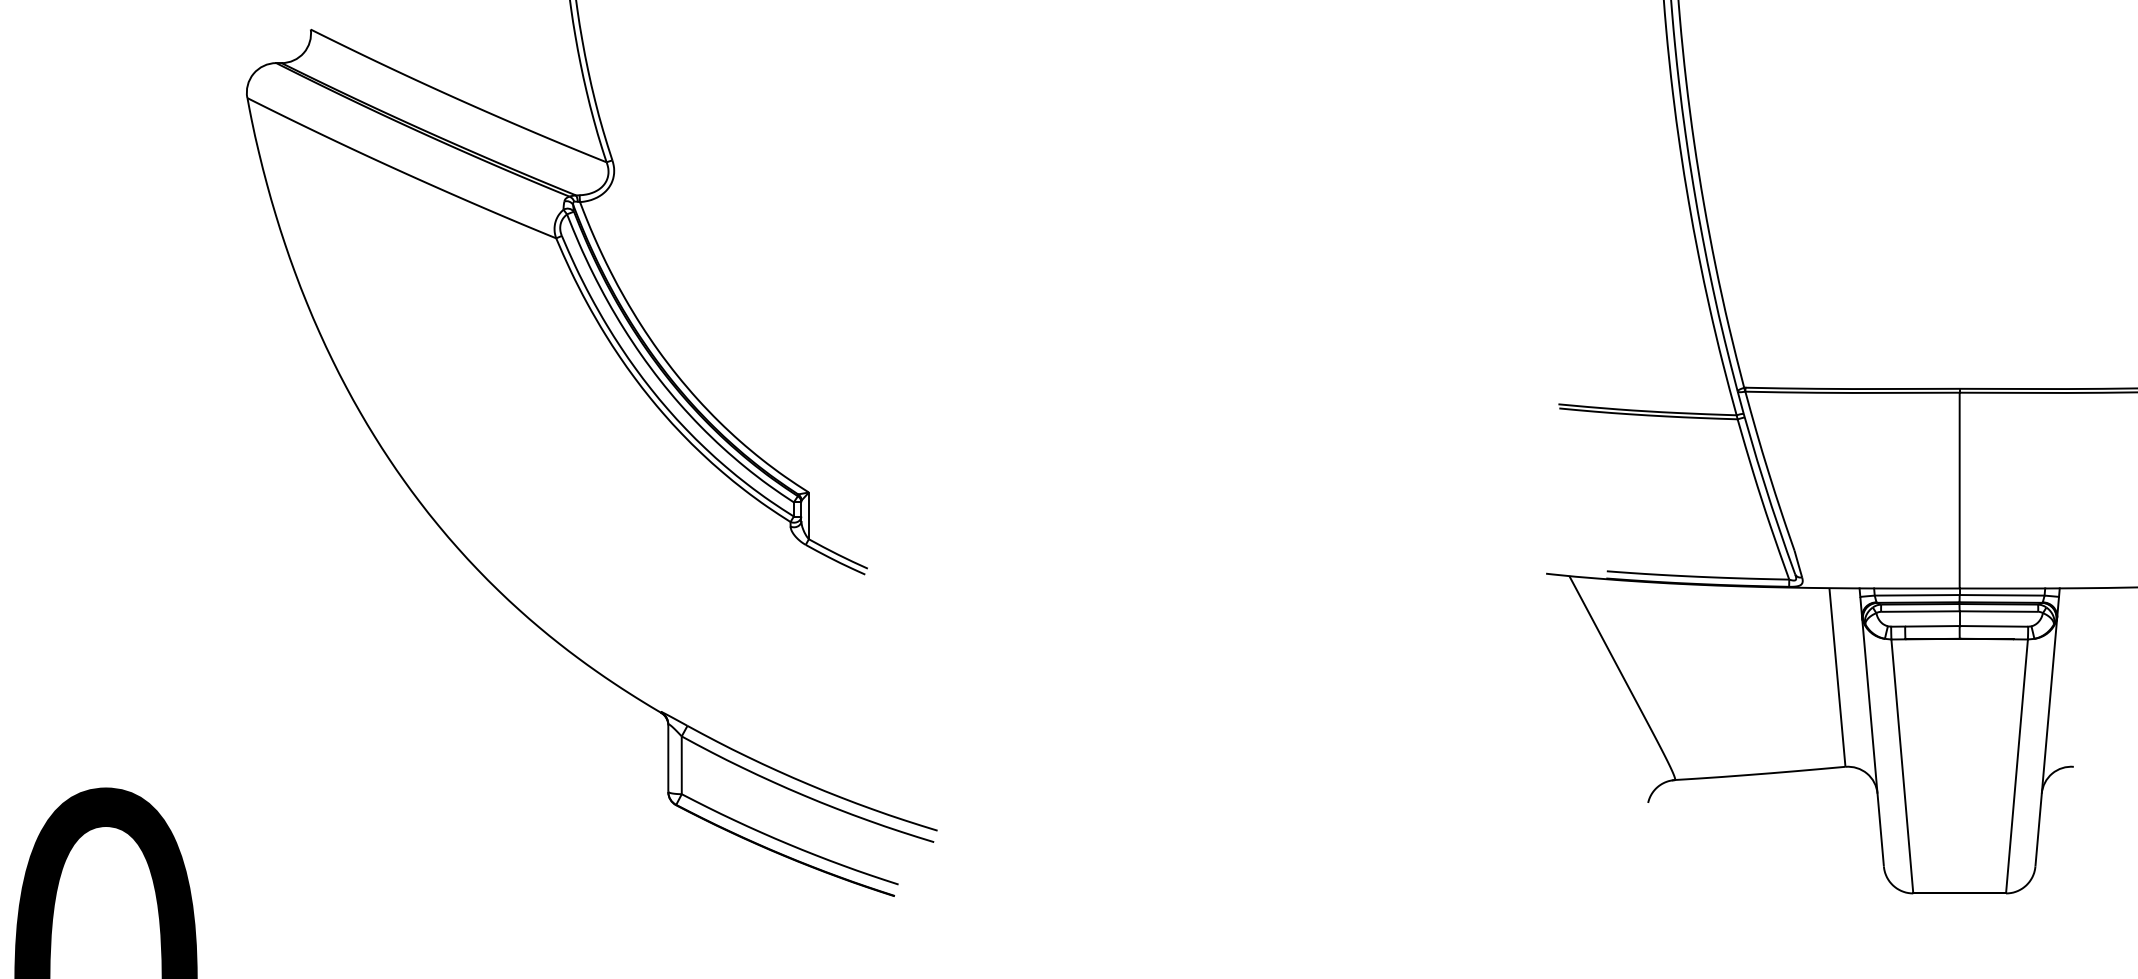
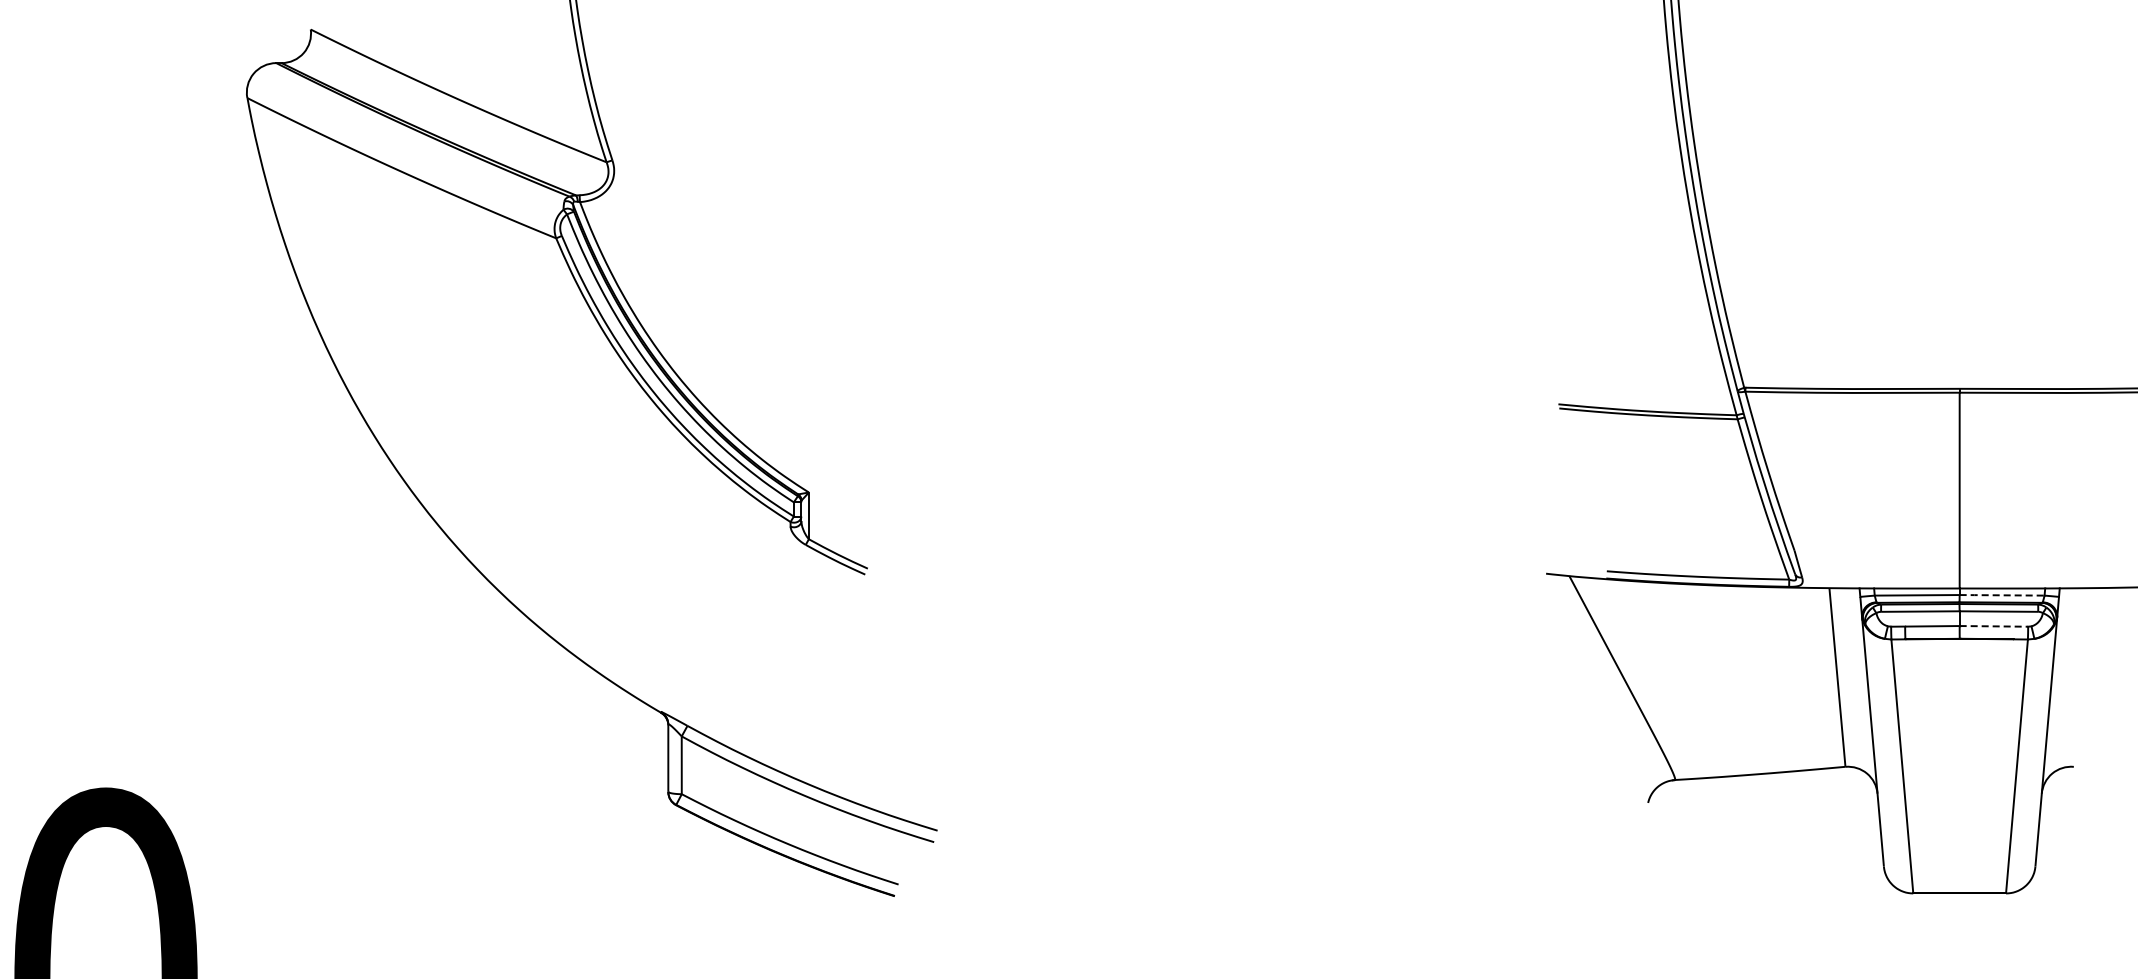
line: solid -> dashed (2002, 595)
line: solid -> dashed (1994, 626)
